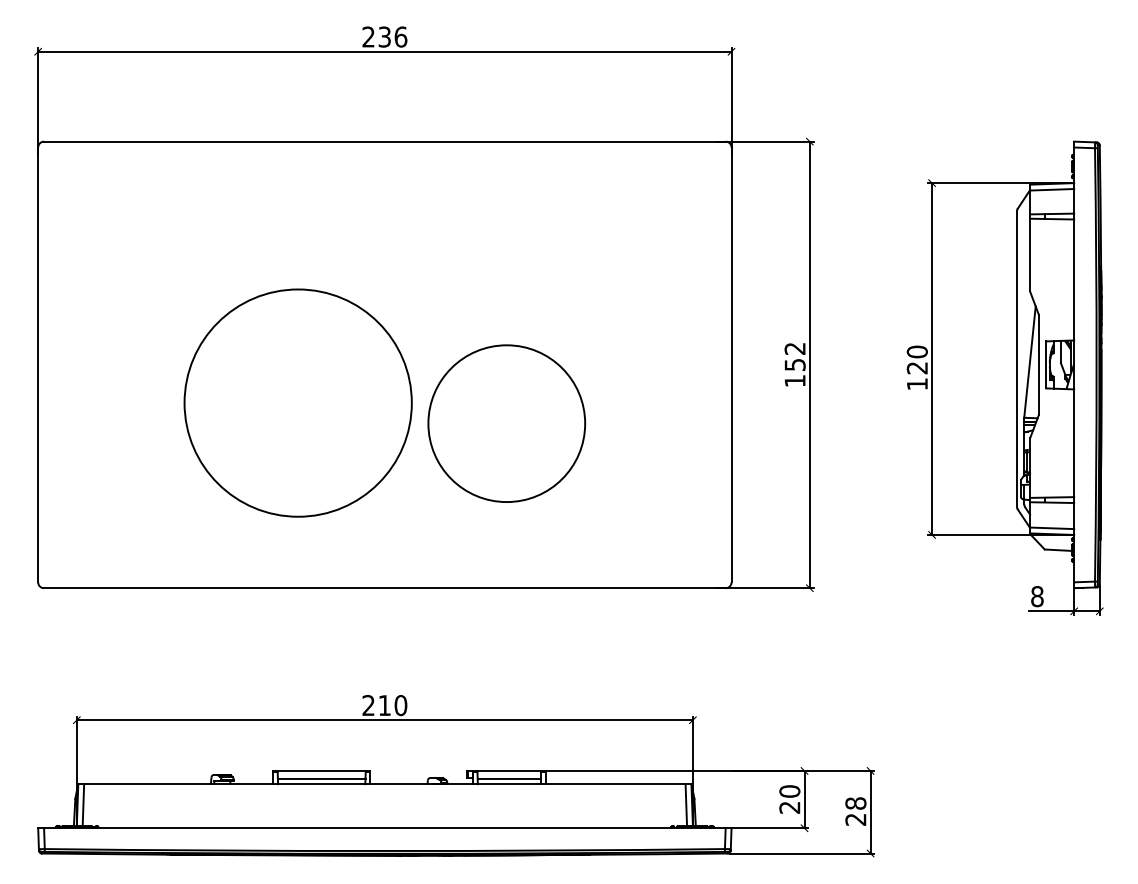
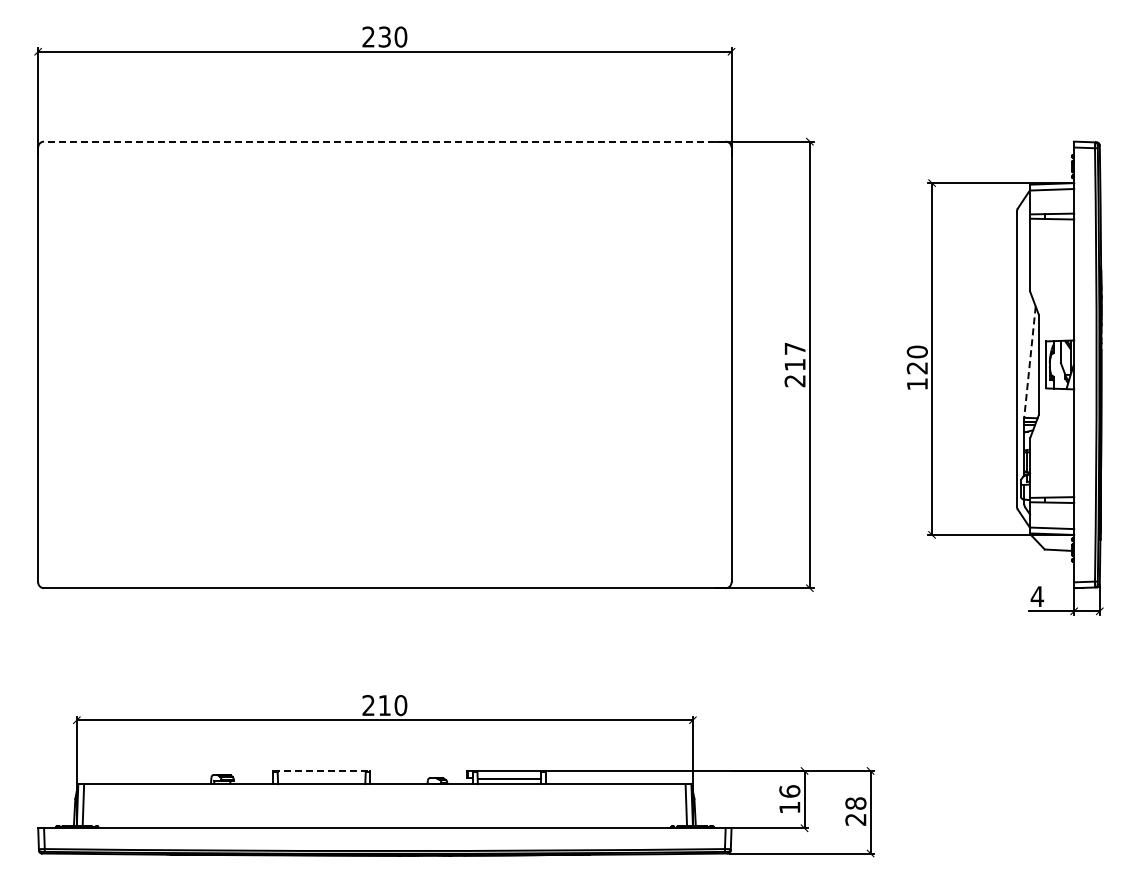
text: 236 -> 230 (400, 36)
line: solid -> dashed (384, 141)
line: solid -> dashed (1029, 362)
text: 152 -> 217 (794, 364)
circle: present -> none (297, 402)
circle: present -> none (506, 423)
text: 8 -> 4 (1037, 596)
line: solid -> dashed (322, 770)
line: present -> none (321, 778)
text: 20 -> 16 (789, 799)
